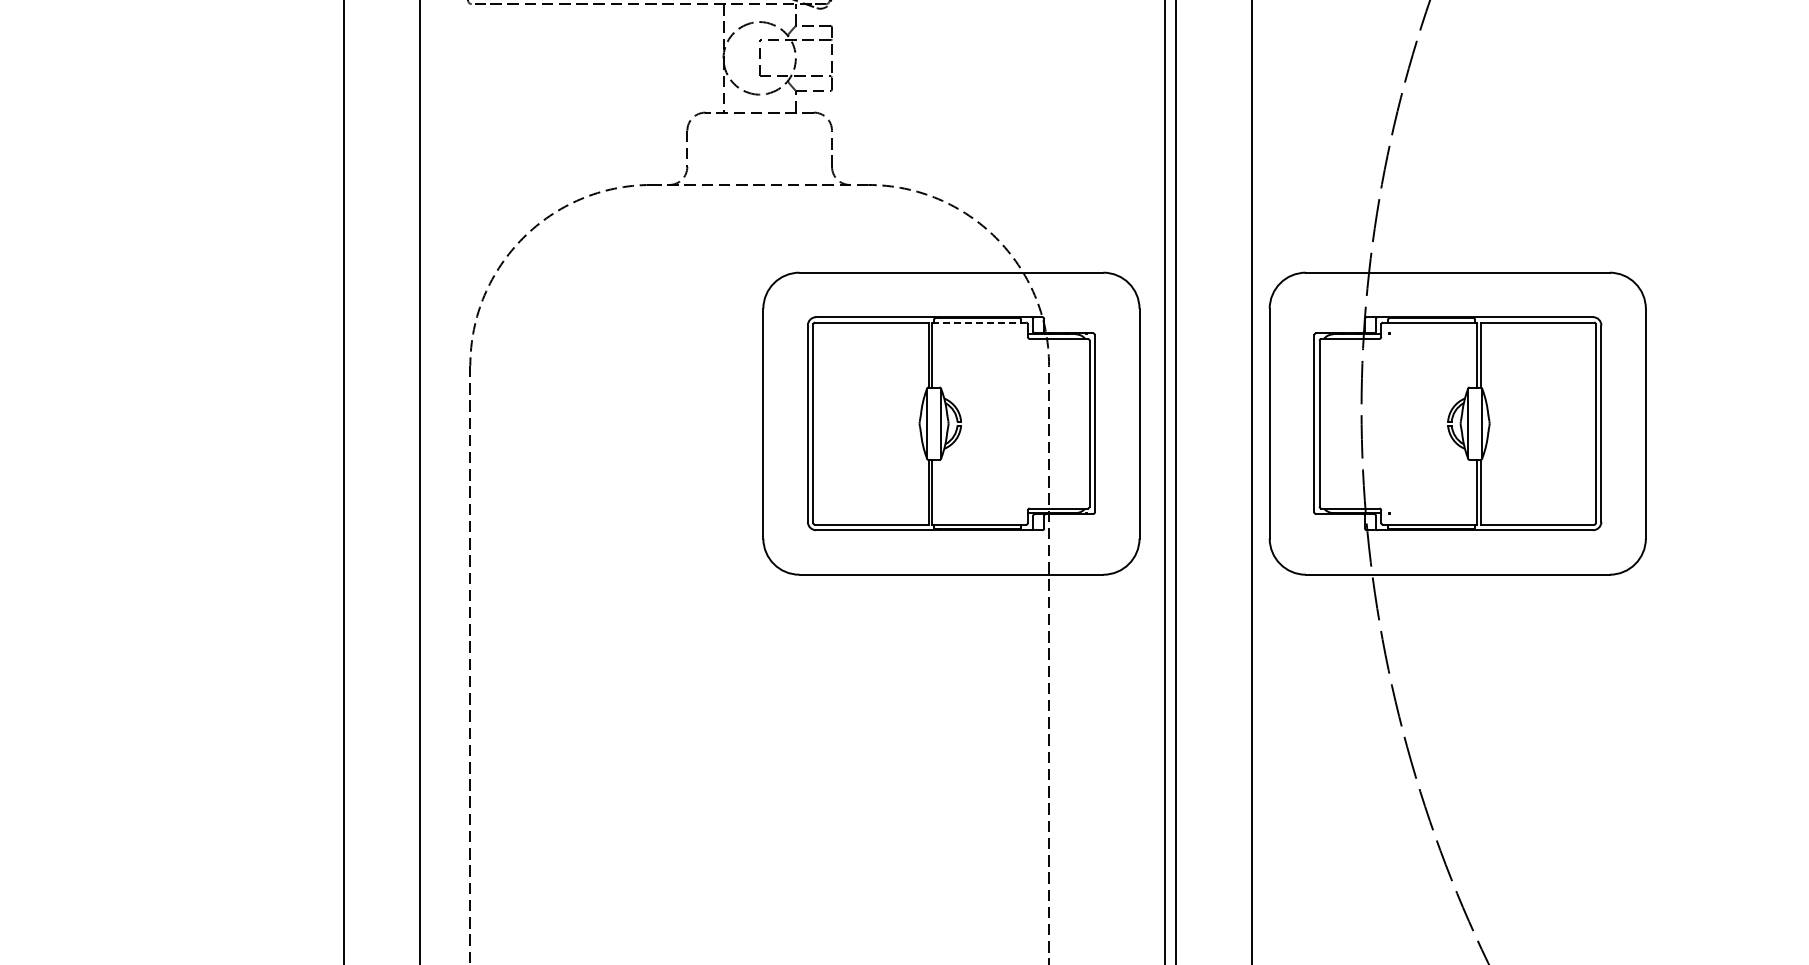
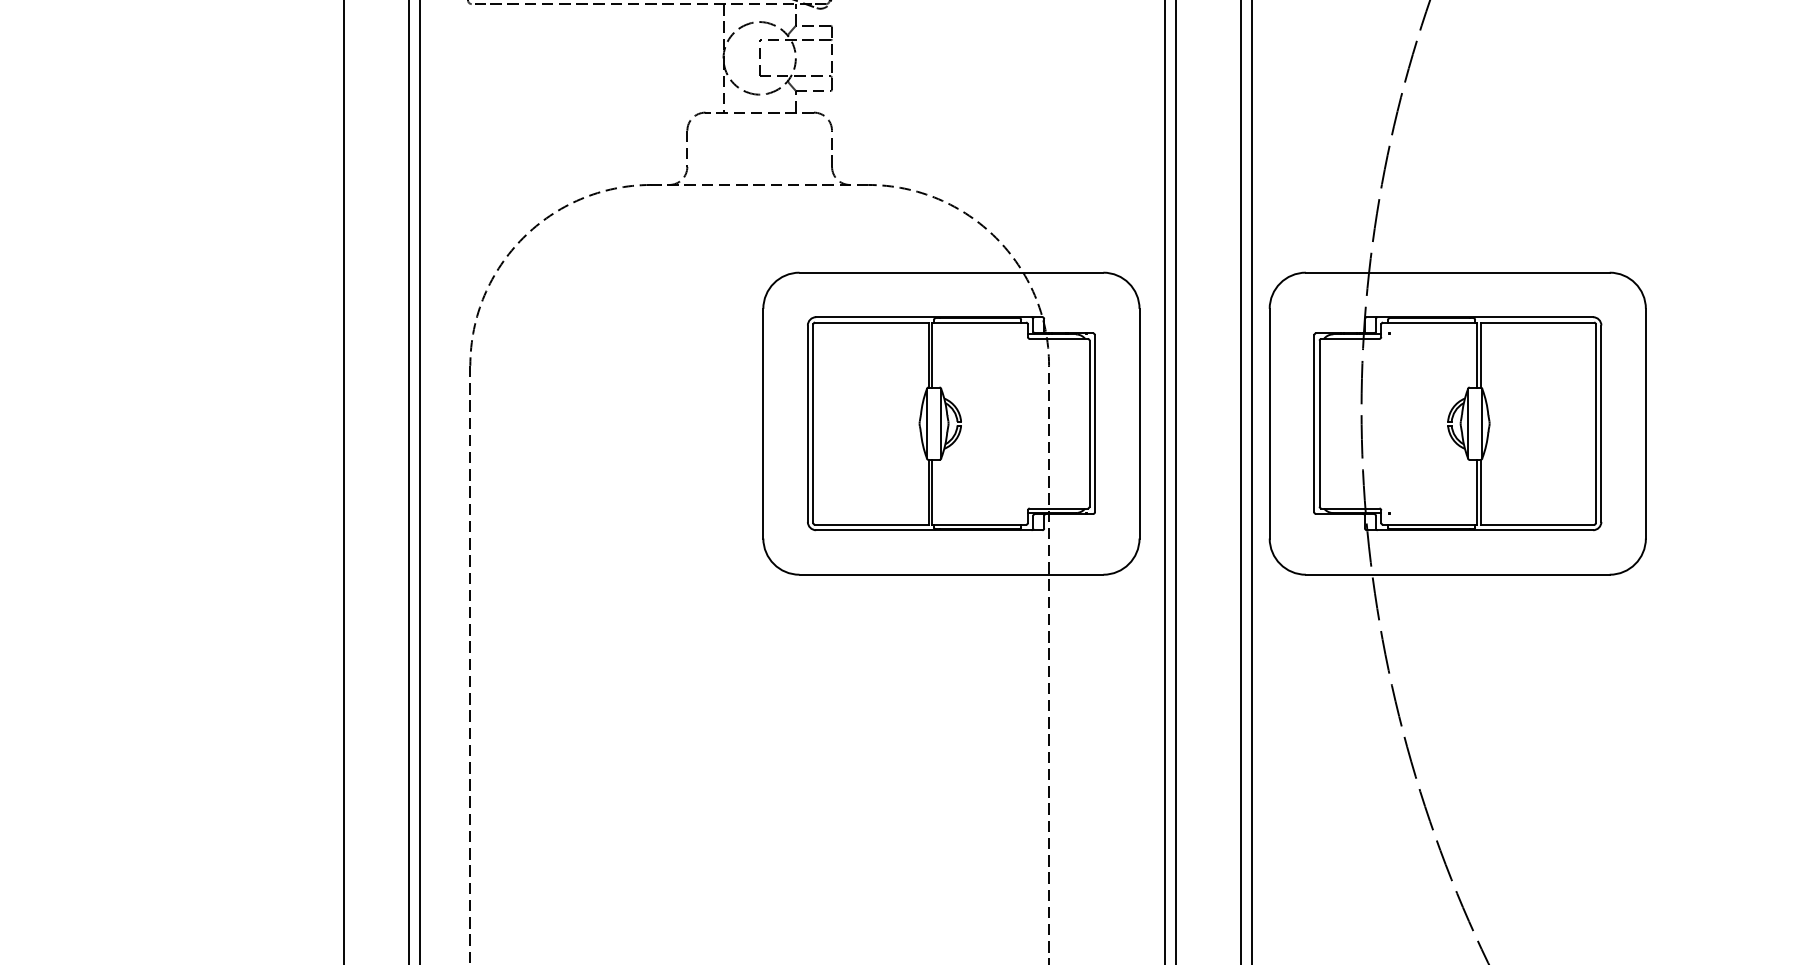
line: dashed -> solid (979, 322)
line: none -> present (408, 481)
line: none -> present (1240, 481)
